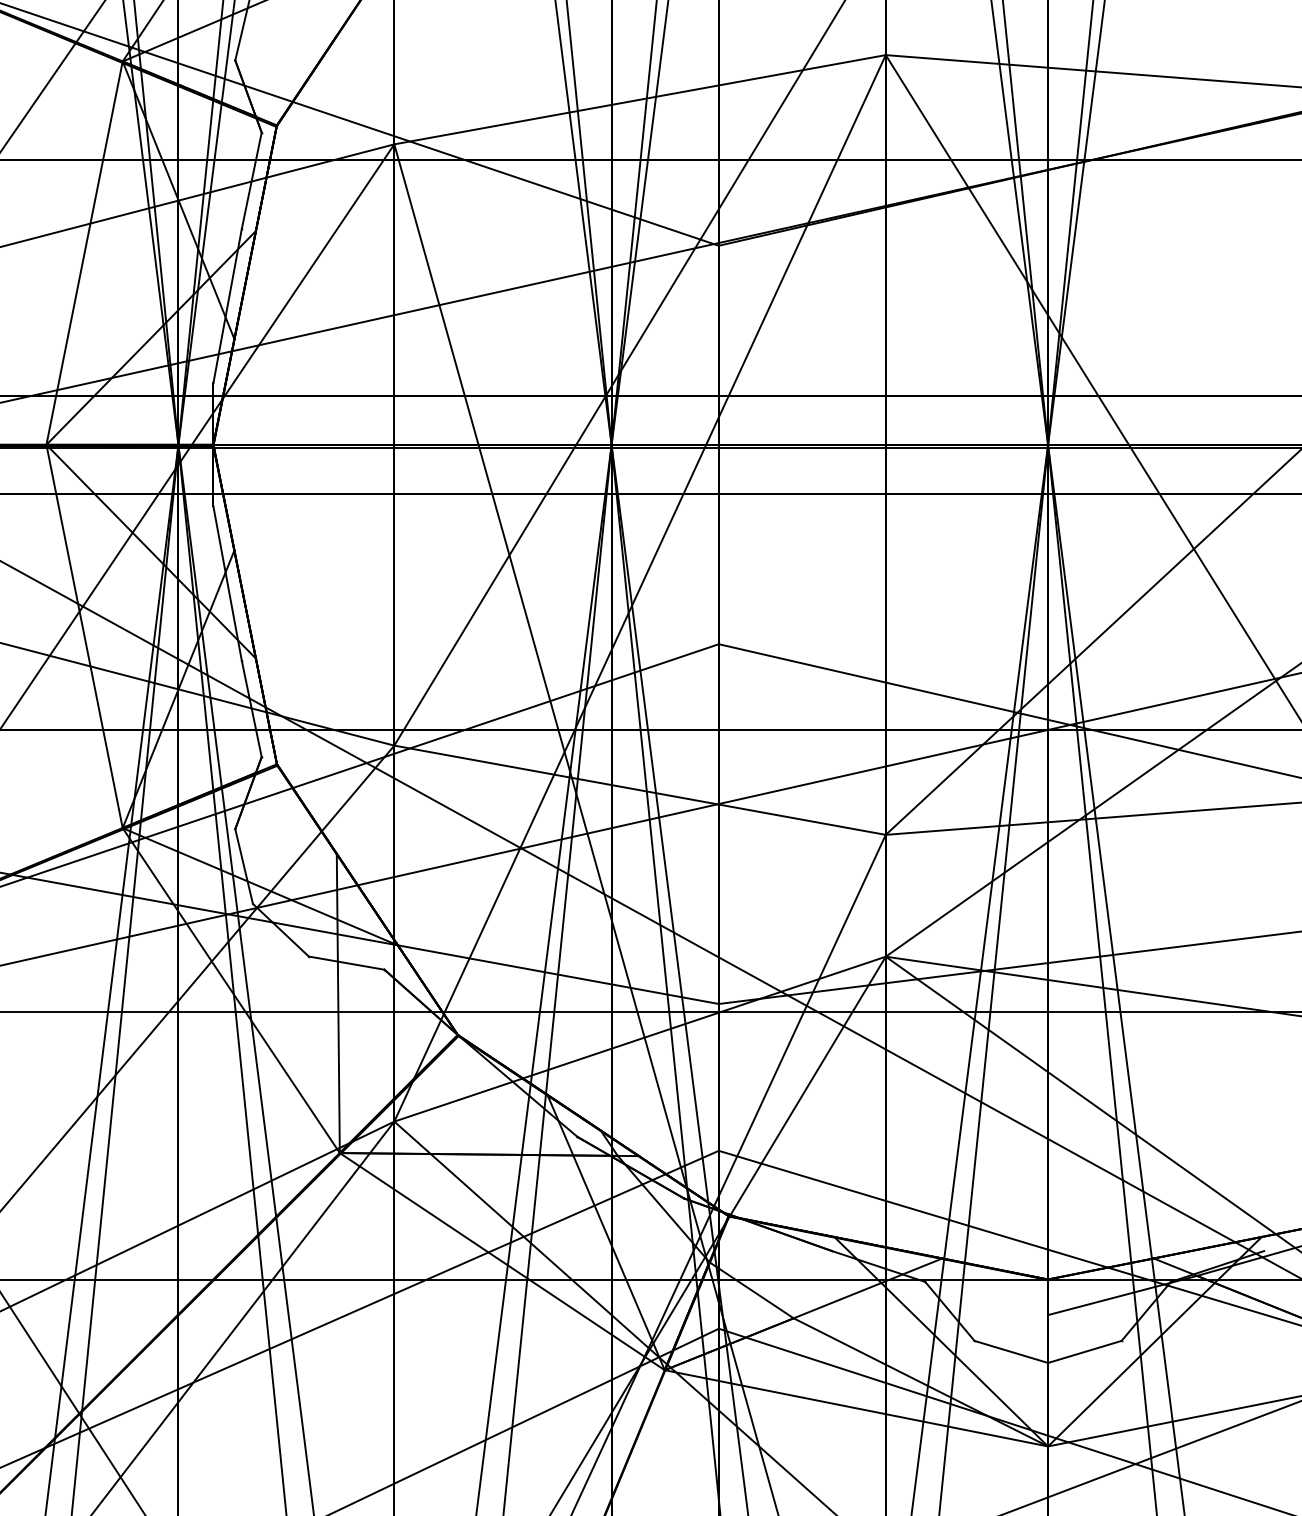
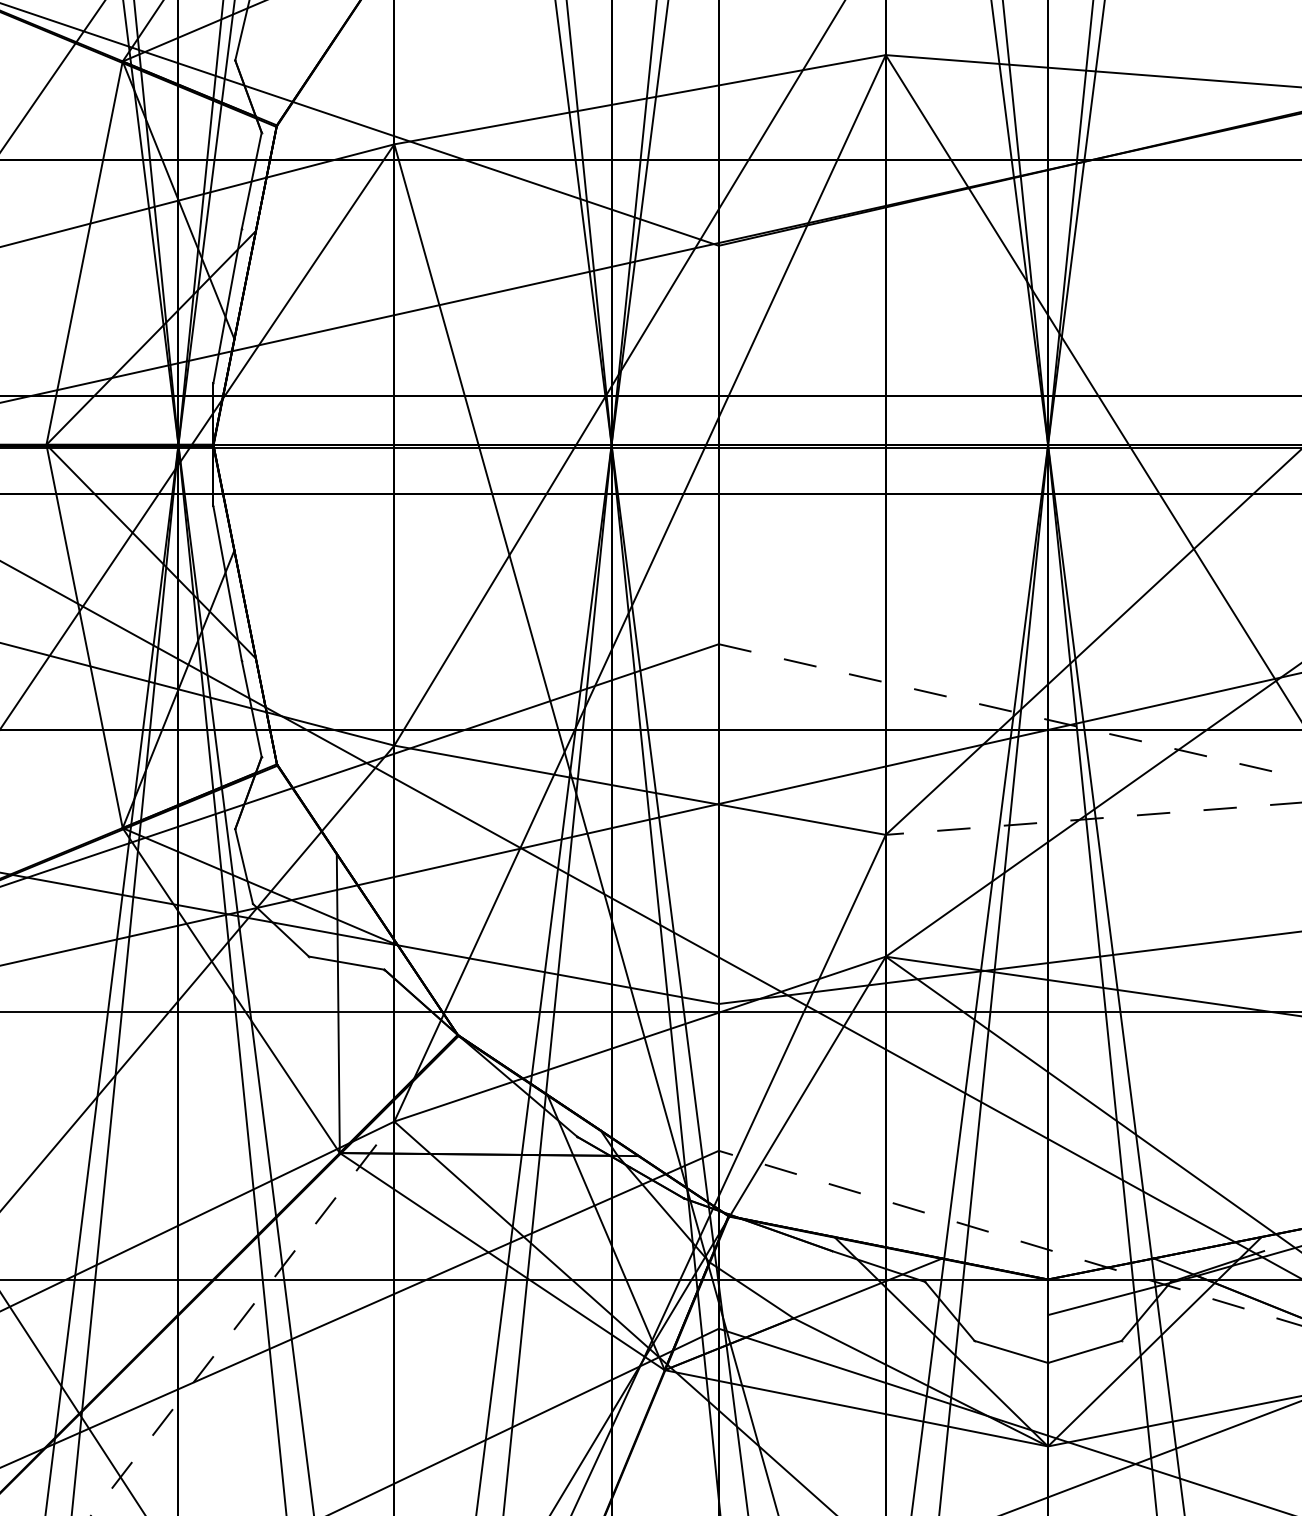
line: solid -> dashed (1010, 711)
line: solid -> dashed (1093, 818)
line: solid -> dashed (1009, 1238)
line: solid -> dashed (243, 1318)
